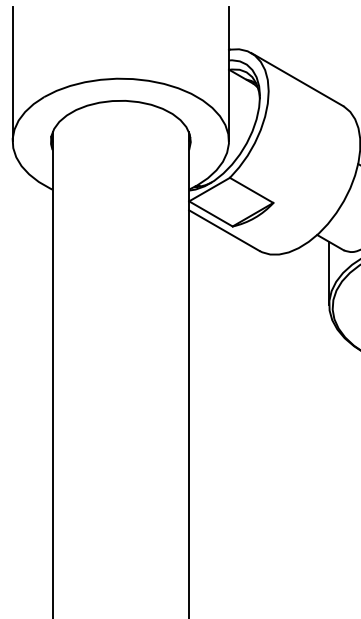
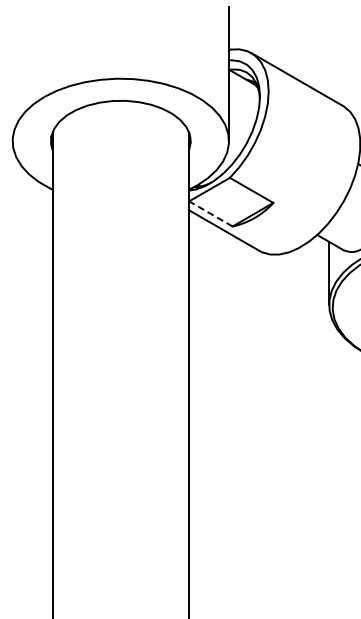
line: present -> none (12, 74)
line: solid -> dashed (210, 213)
